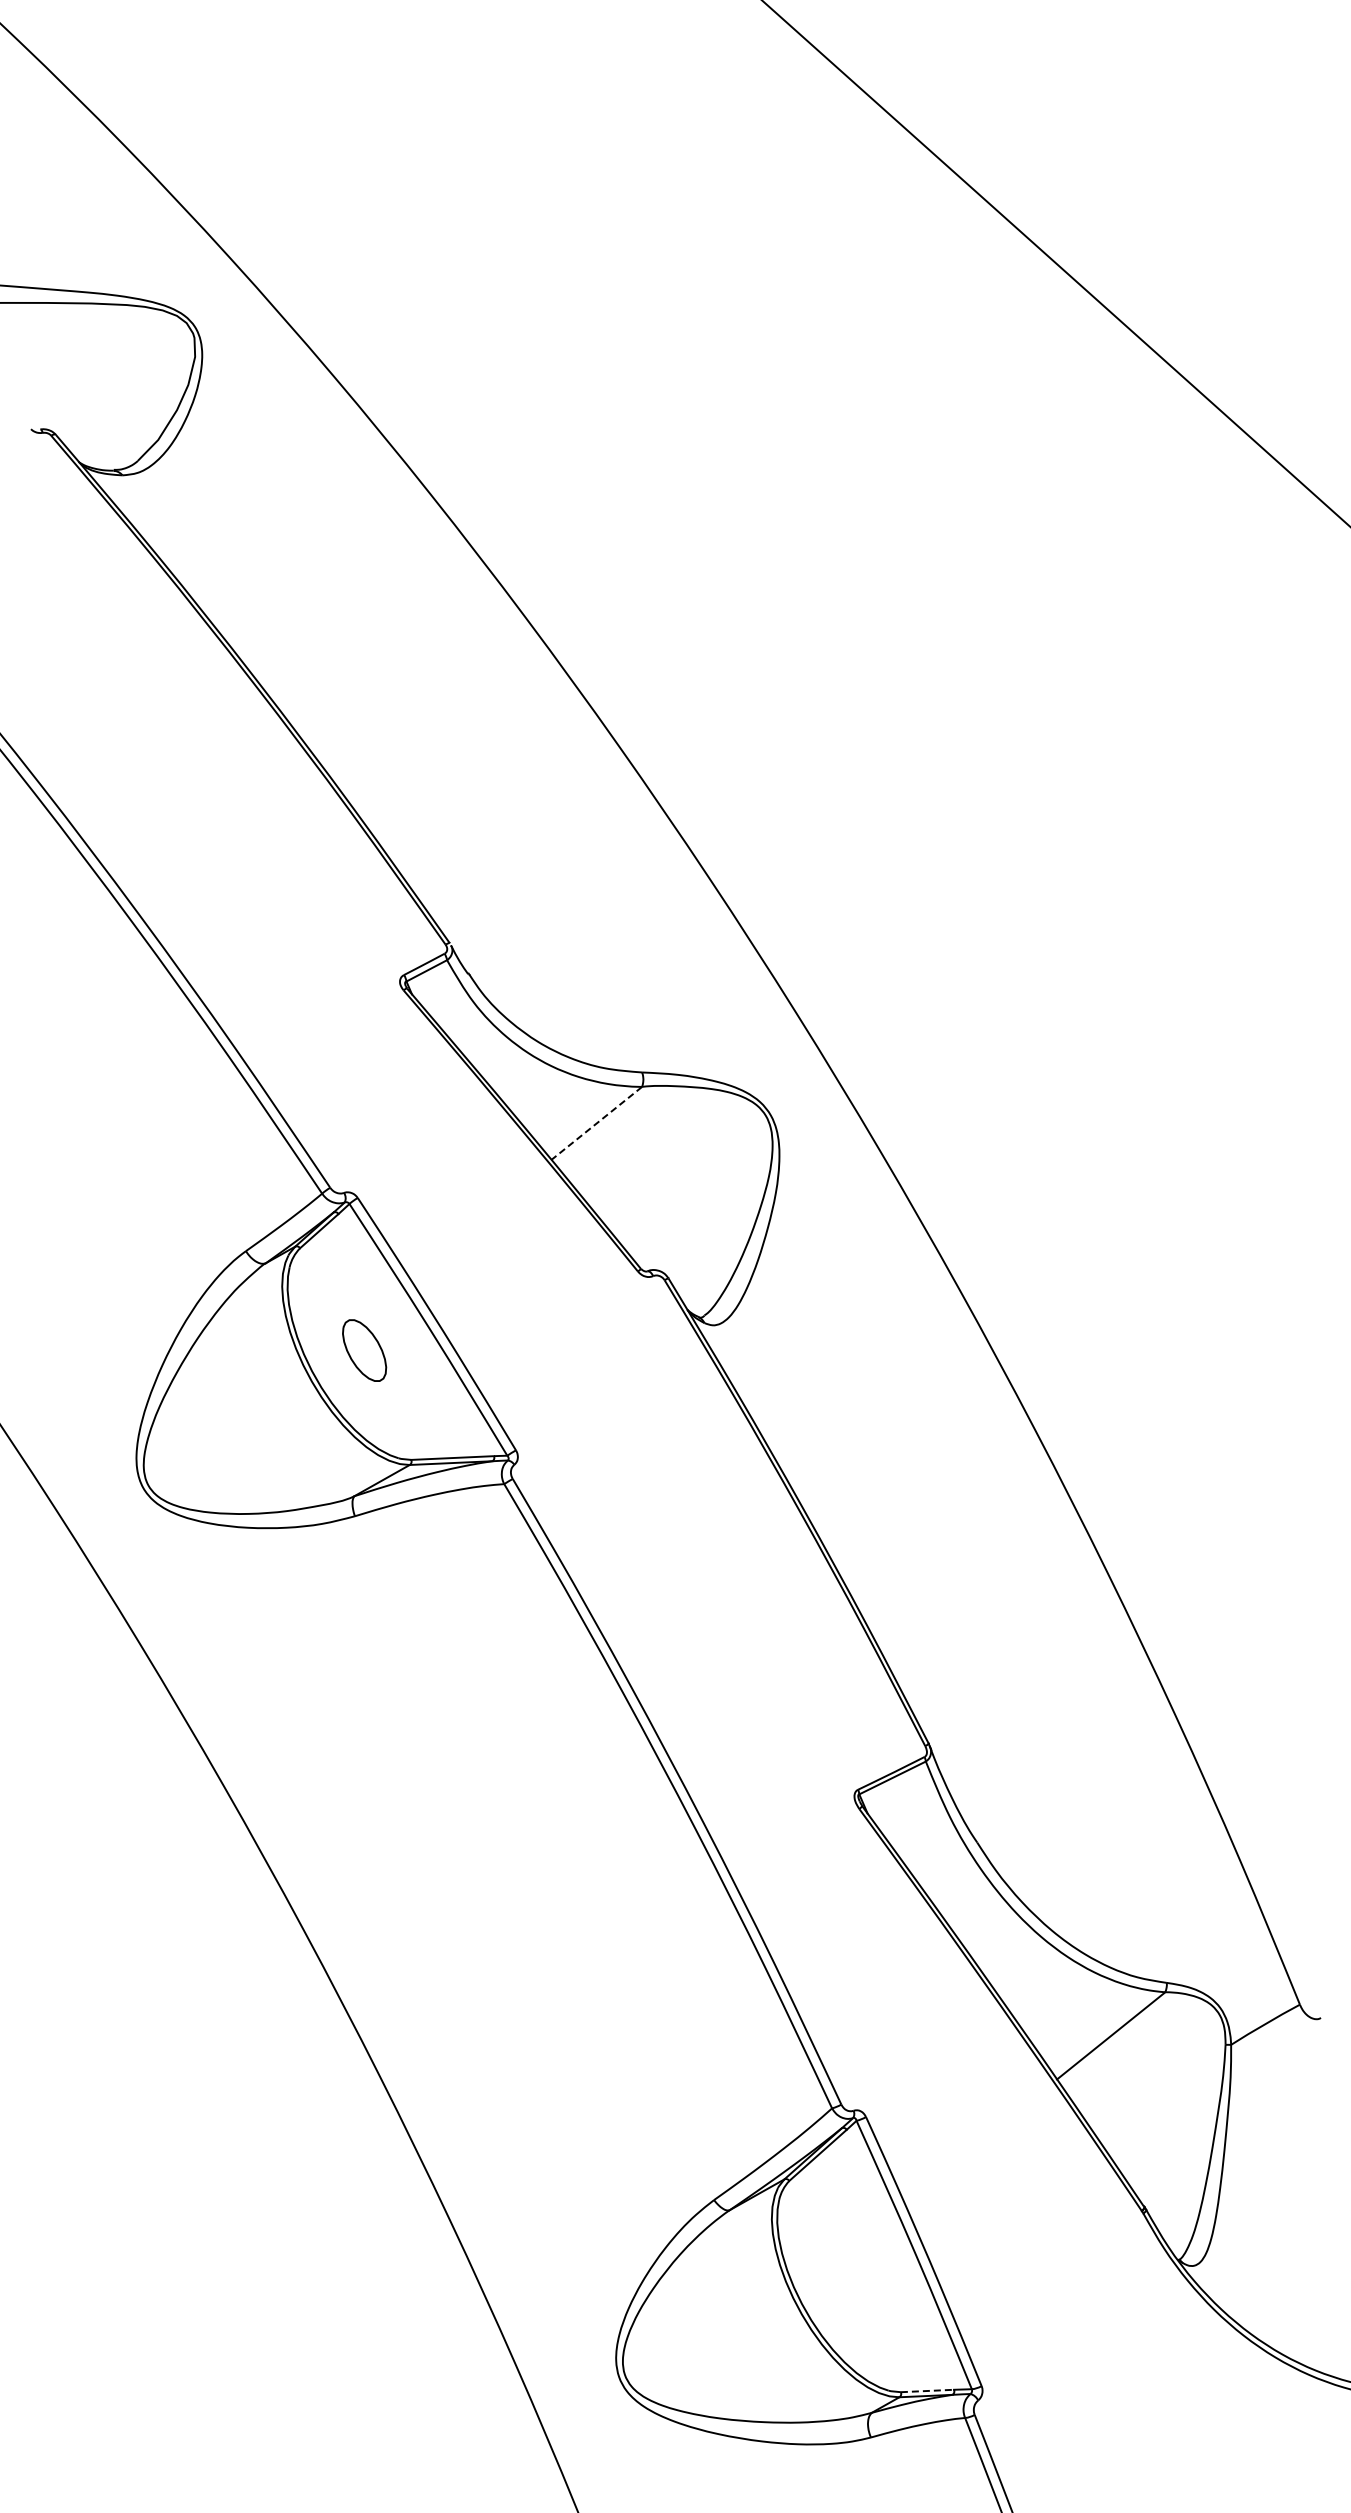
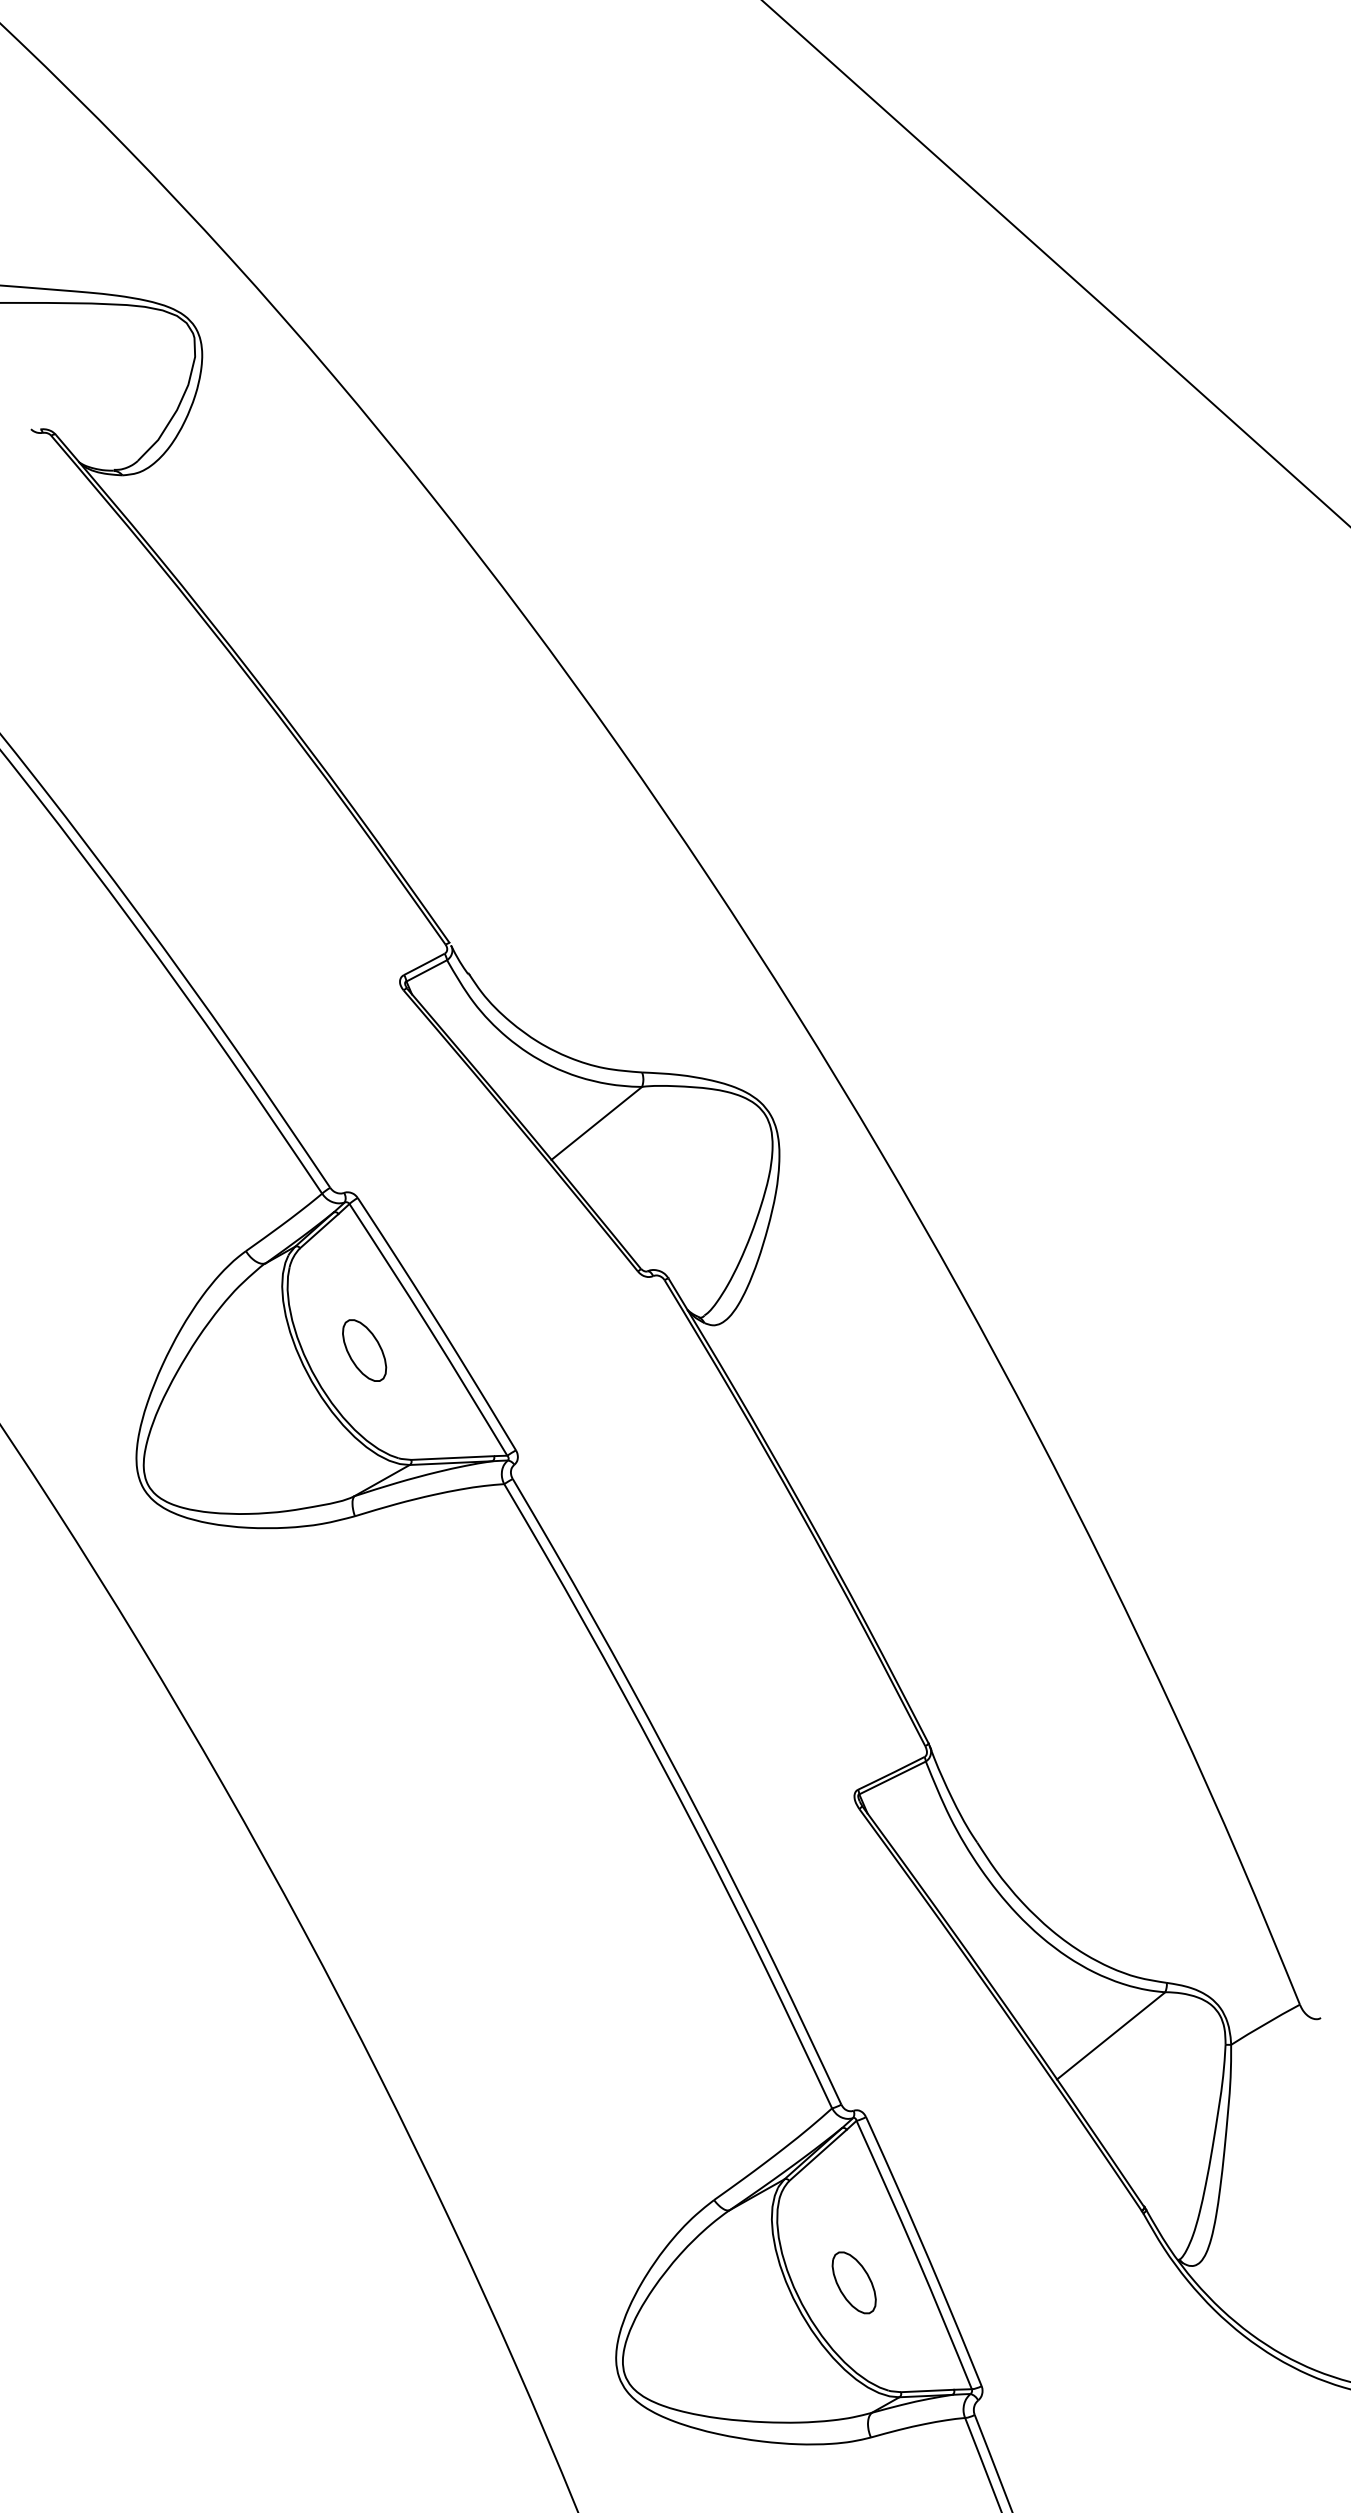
line: dashed -> solid (596, 1123)
part: none -> present (853, 2282)
line: dashed -> solid (927, 2390)
